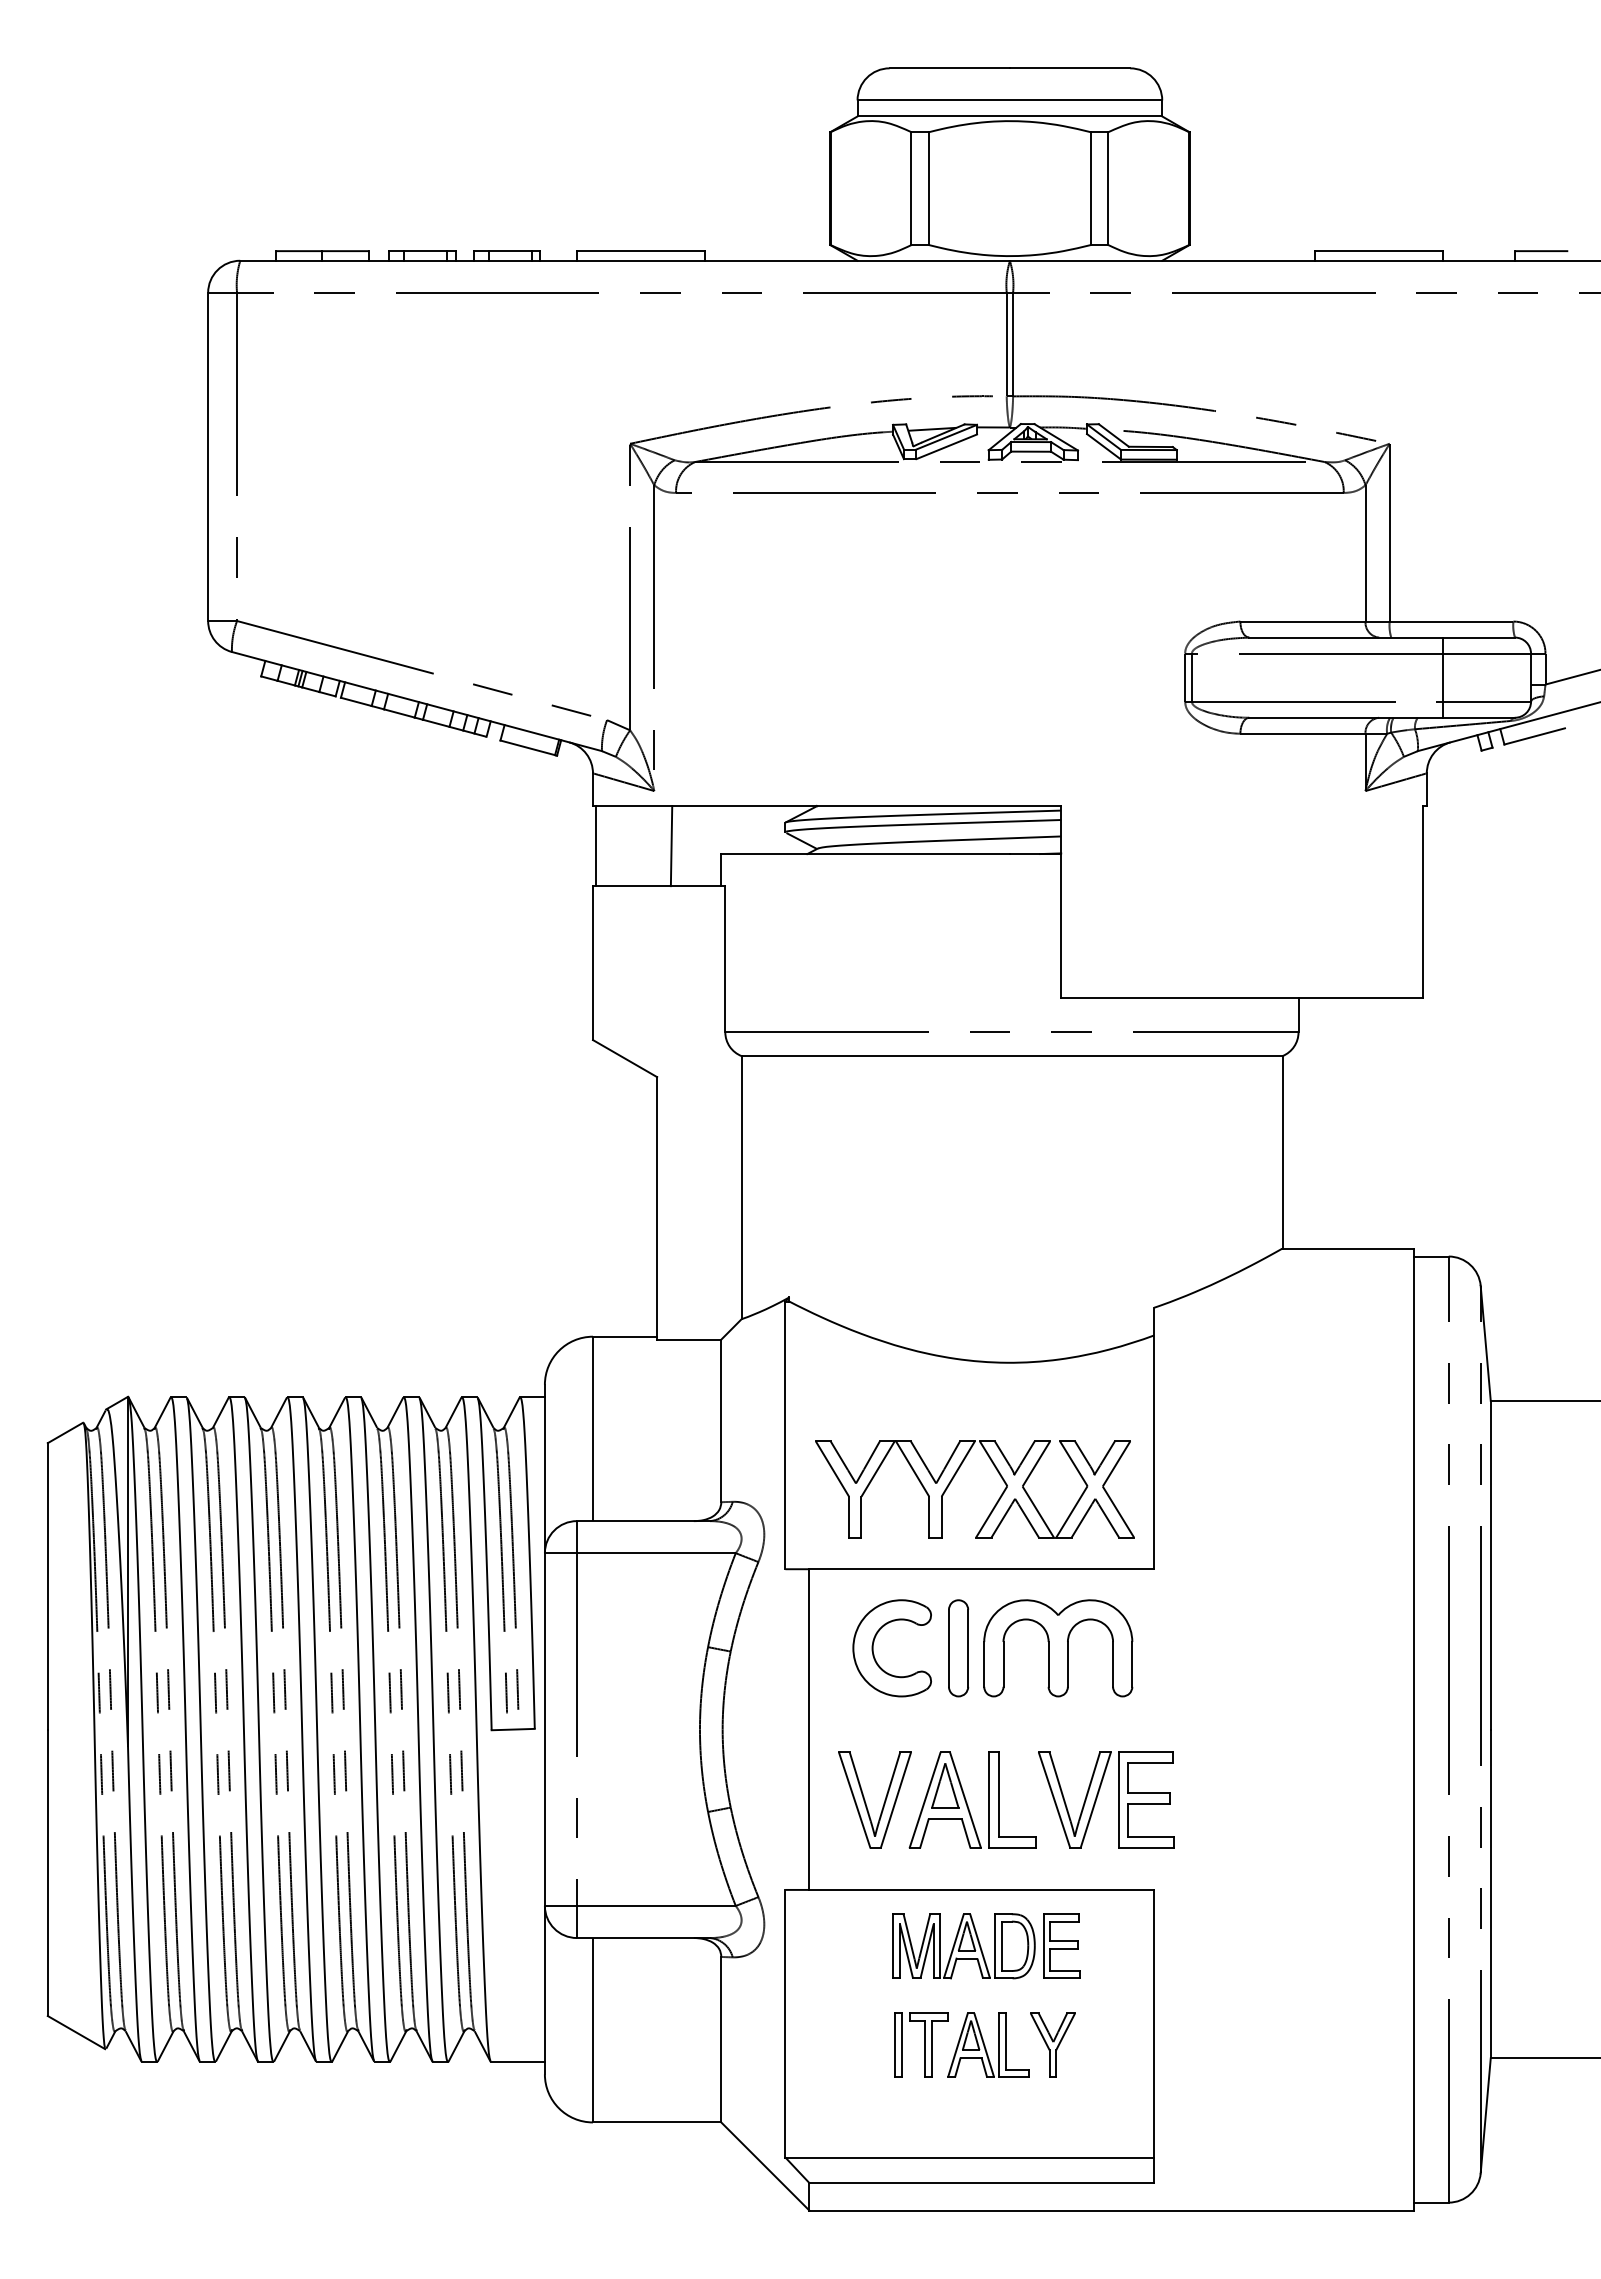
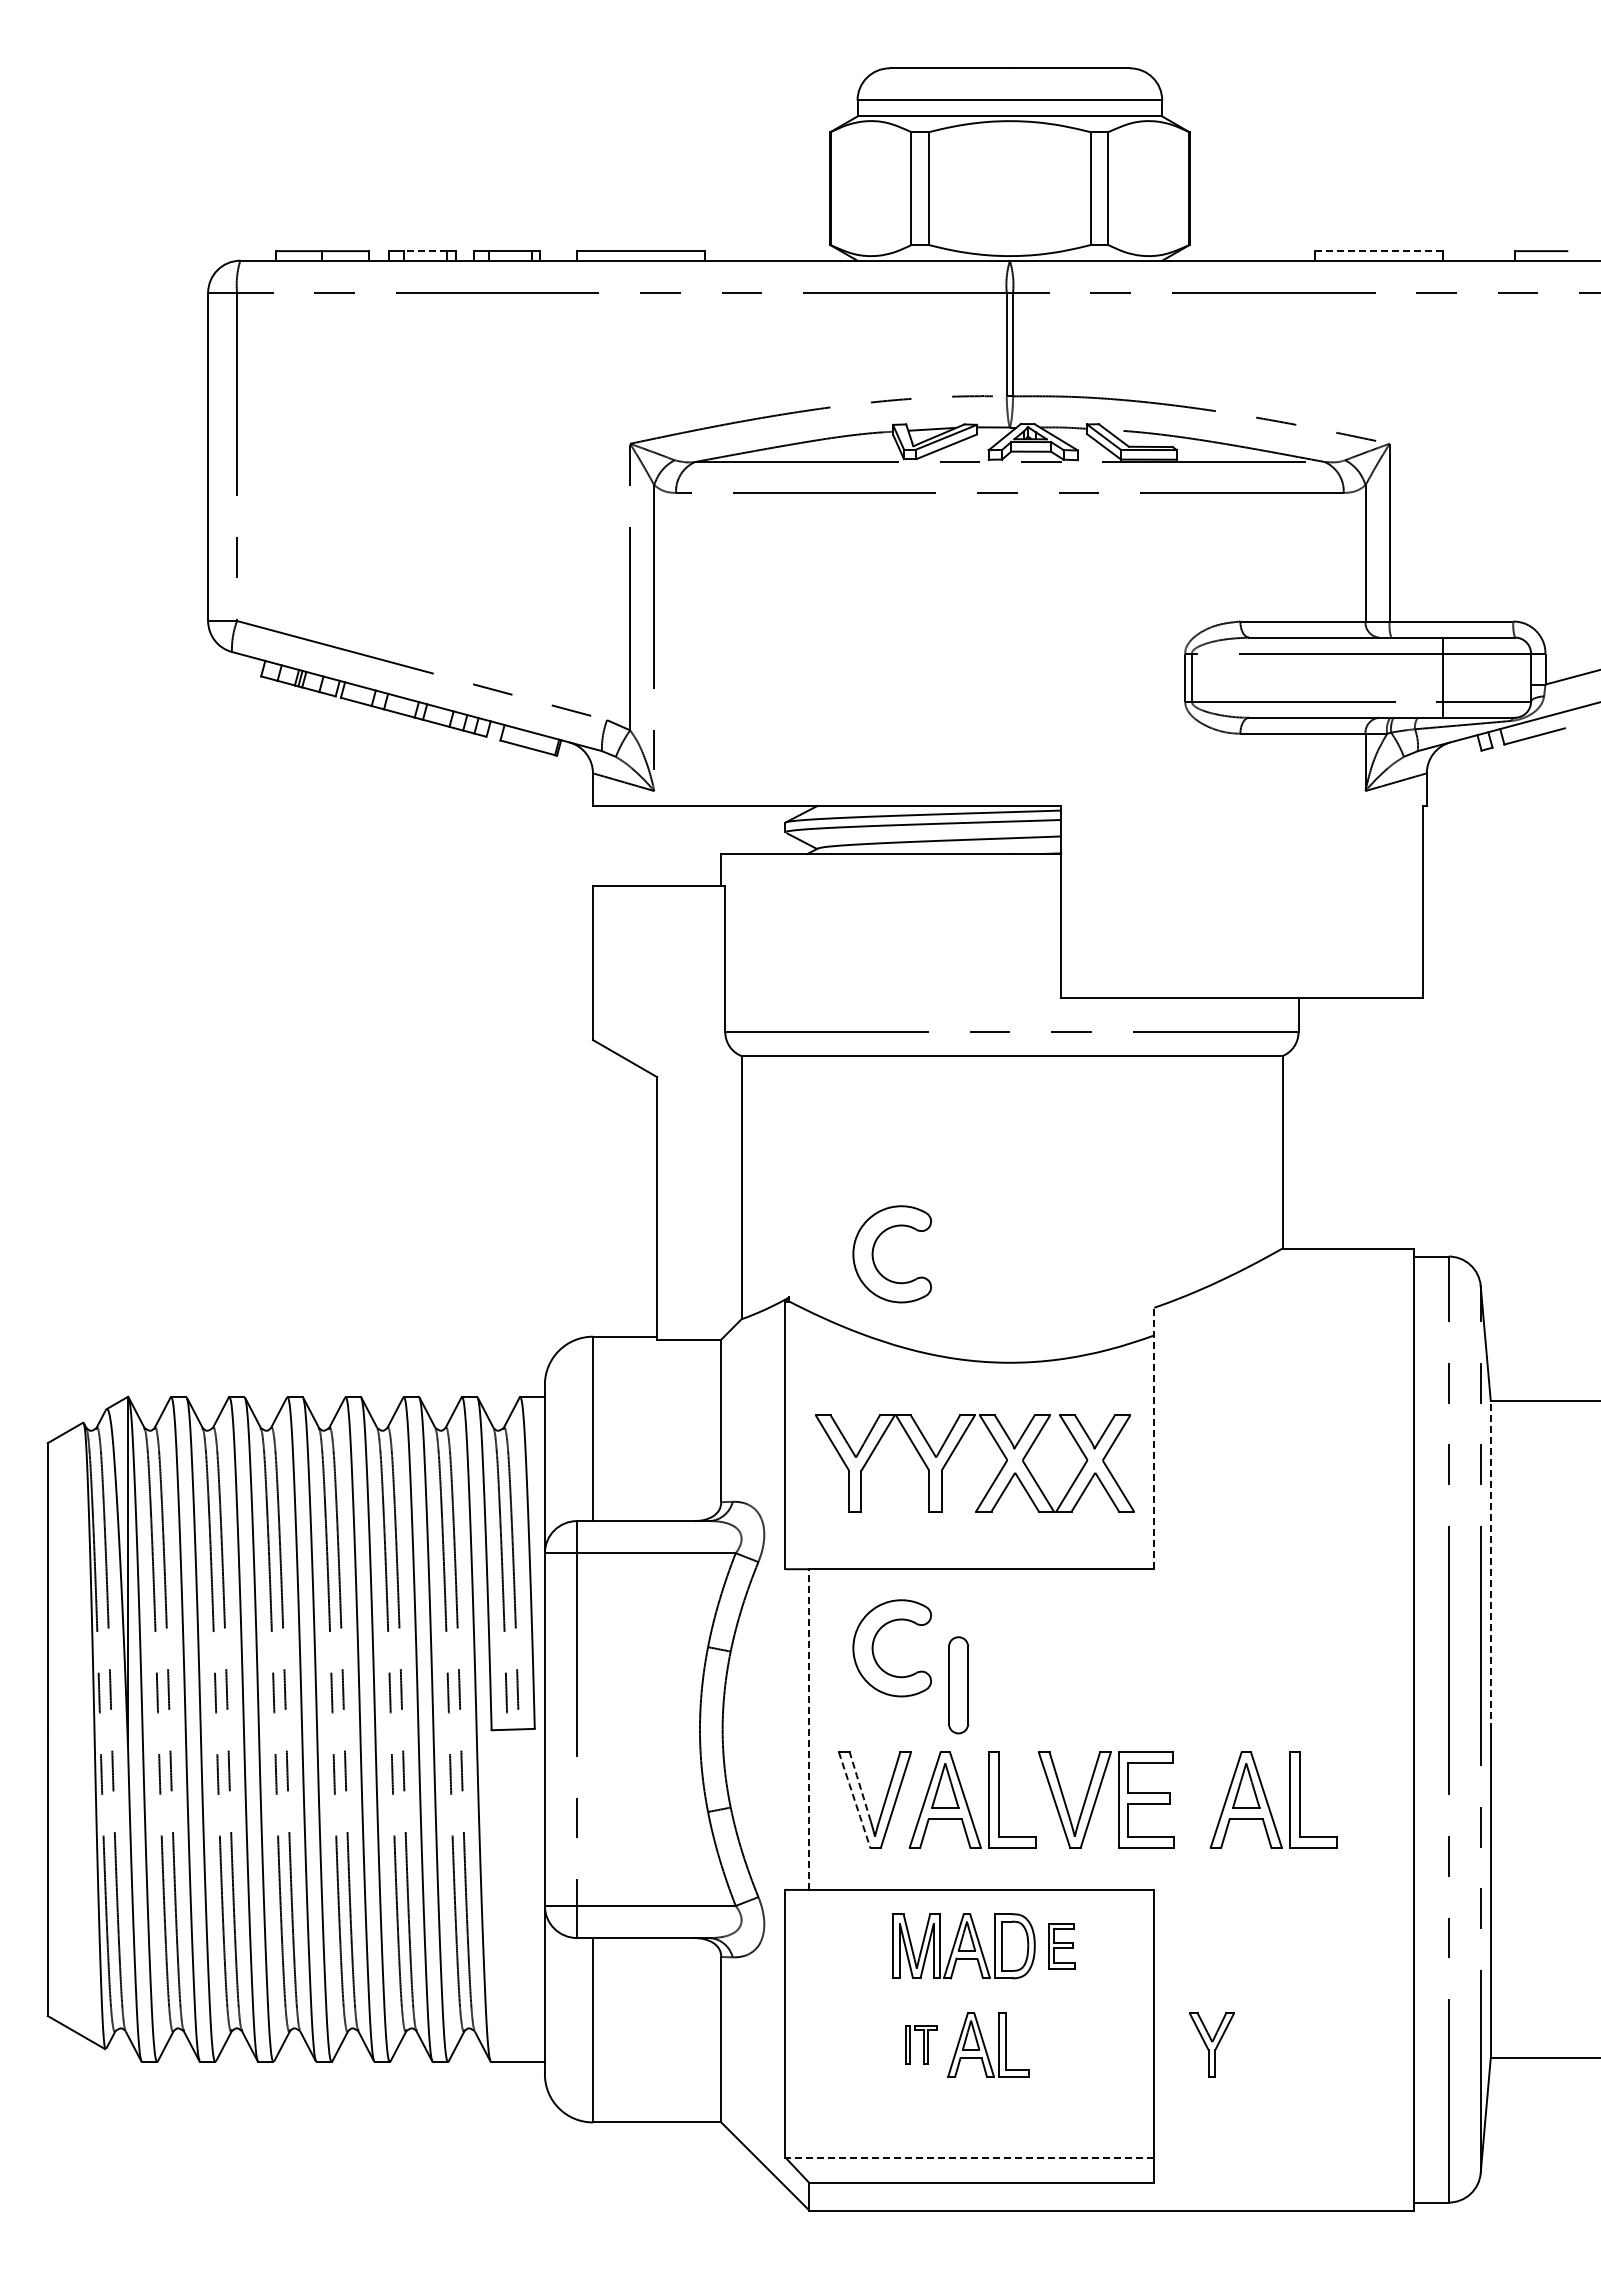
line: solid -> dashed (425, 251)
line: solid -> dashed (1379, 251)
line: present -> none (596, 845)
line: present -> none (671, 845)
part: none -> present (873, 1254)
line: solid -> dashed (1154, 1438)
part position: (953, 1479) -> (953, 1453) (953, 1453)
line: solid -> dashed (1490, 1564)
part position: (958, 1648) -> (958, 1685) (958, 1685)
part: present -> none (1058, 1648)
line: solid -> dashed (809, 1729)
line: solid -> dashed (860, 1786)
part: none -> present (1273, 1799)
line: solid -> dashed (854, 1800)
part size: 38x66 px -> 28x47 px (1061, 1946)
part size: 55x66 px -> 33x40 px (921, 2044)
part position: (1052, 2044) -> (1211, 2044) (1211, 2044)
line: solid -> dashed (969, 2157)
